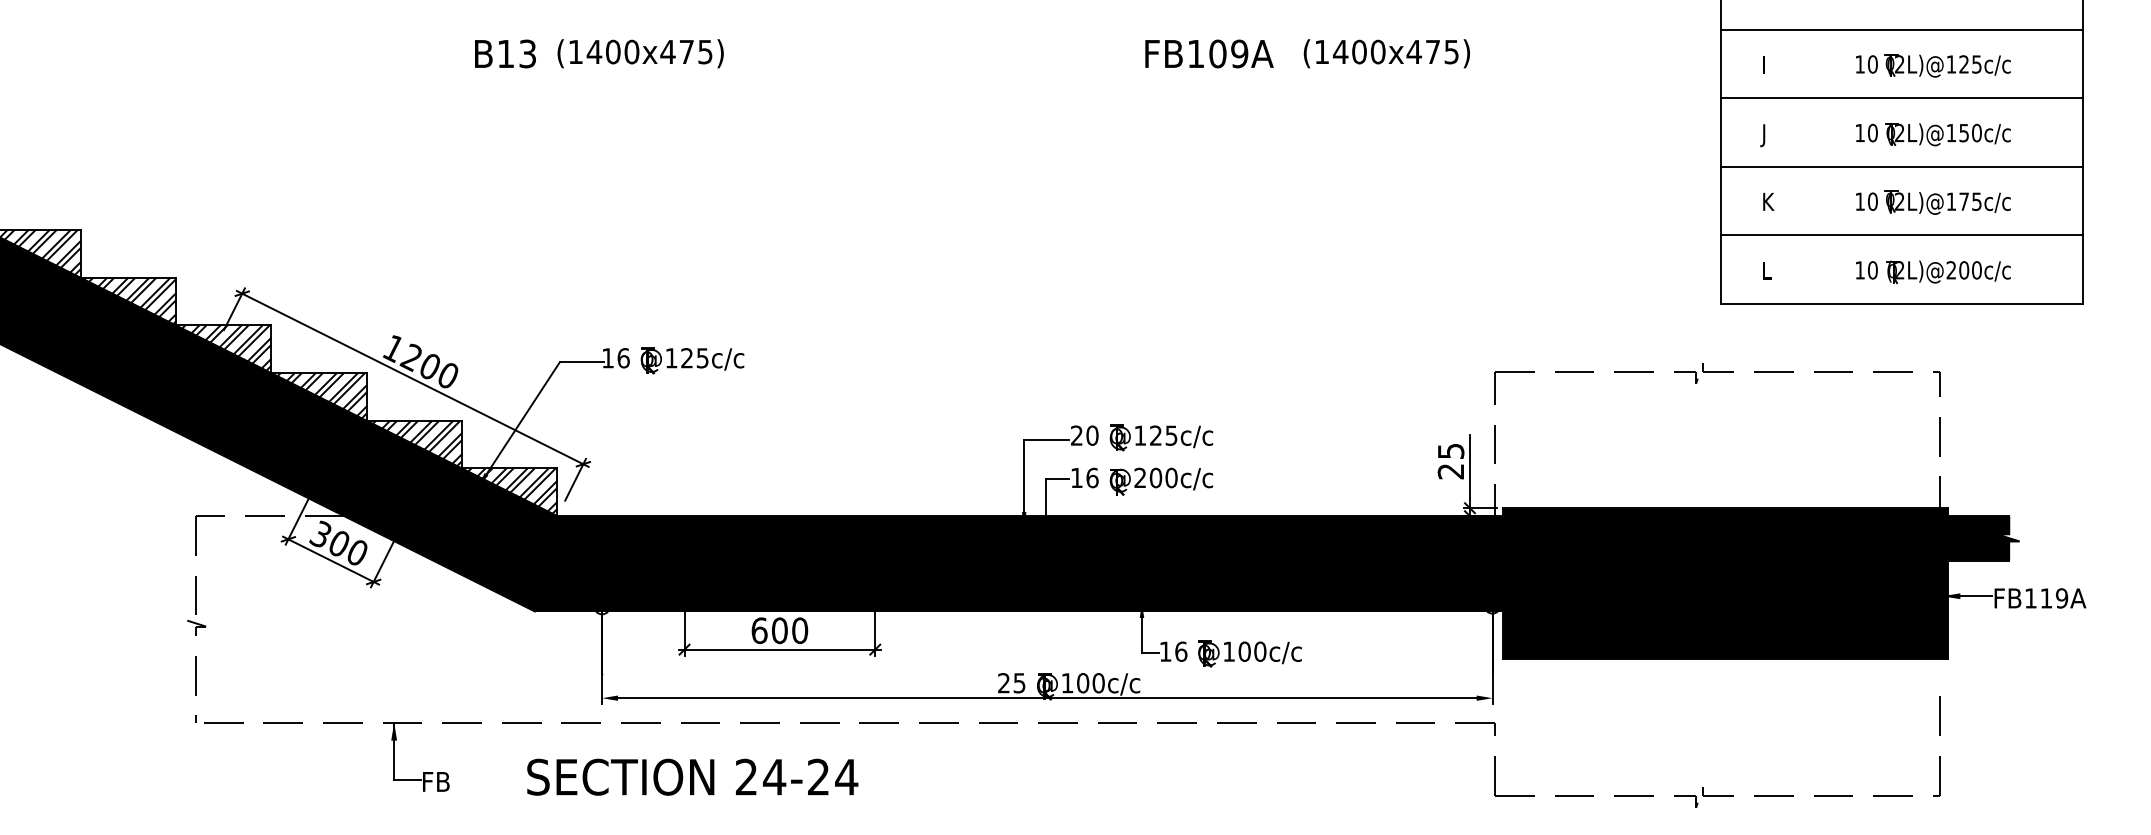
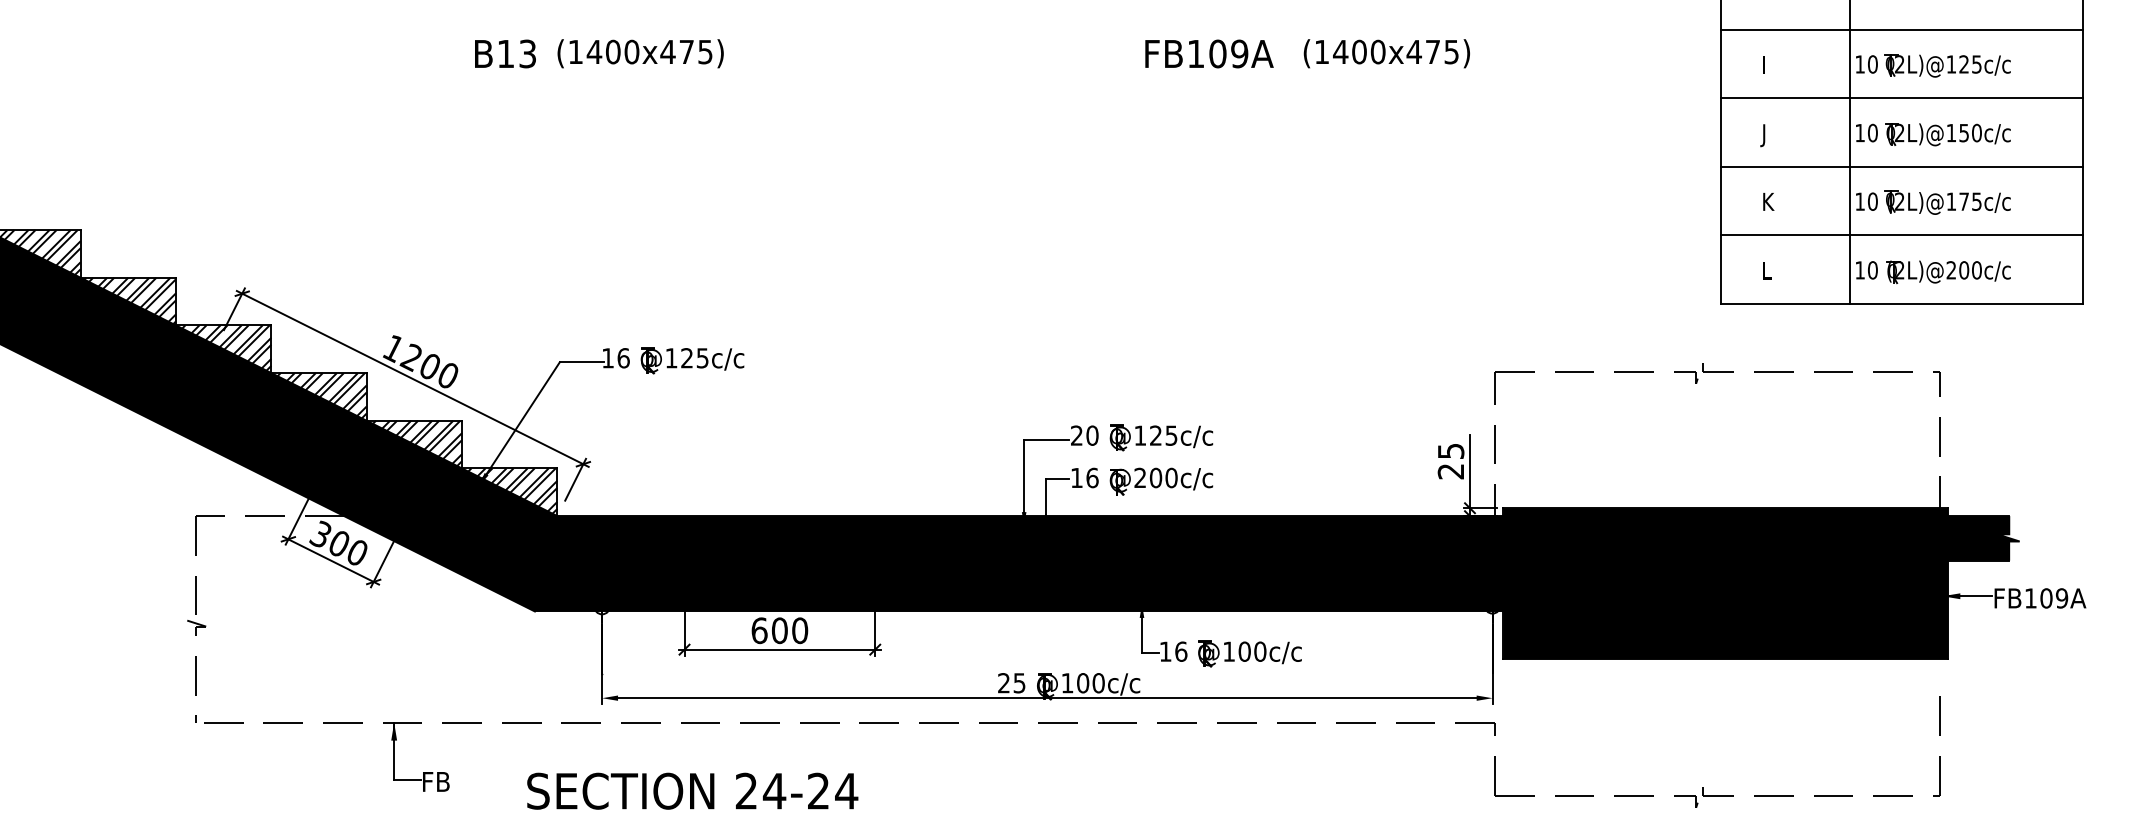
line: none -> present (1849, 153)
text: FB119A -> FB109A (2046, 598)
text position: (692, 776) -> (692, 790) (692, 790)
